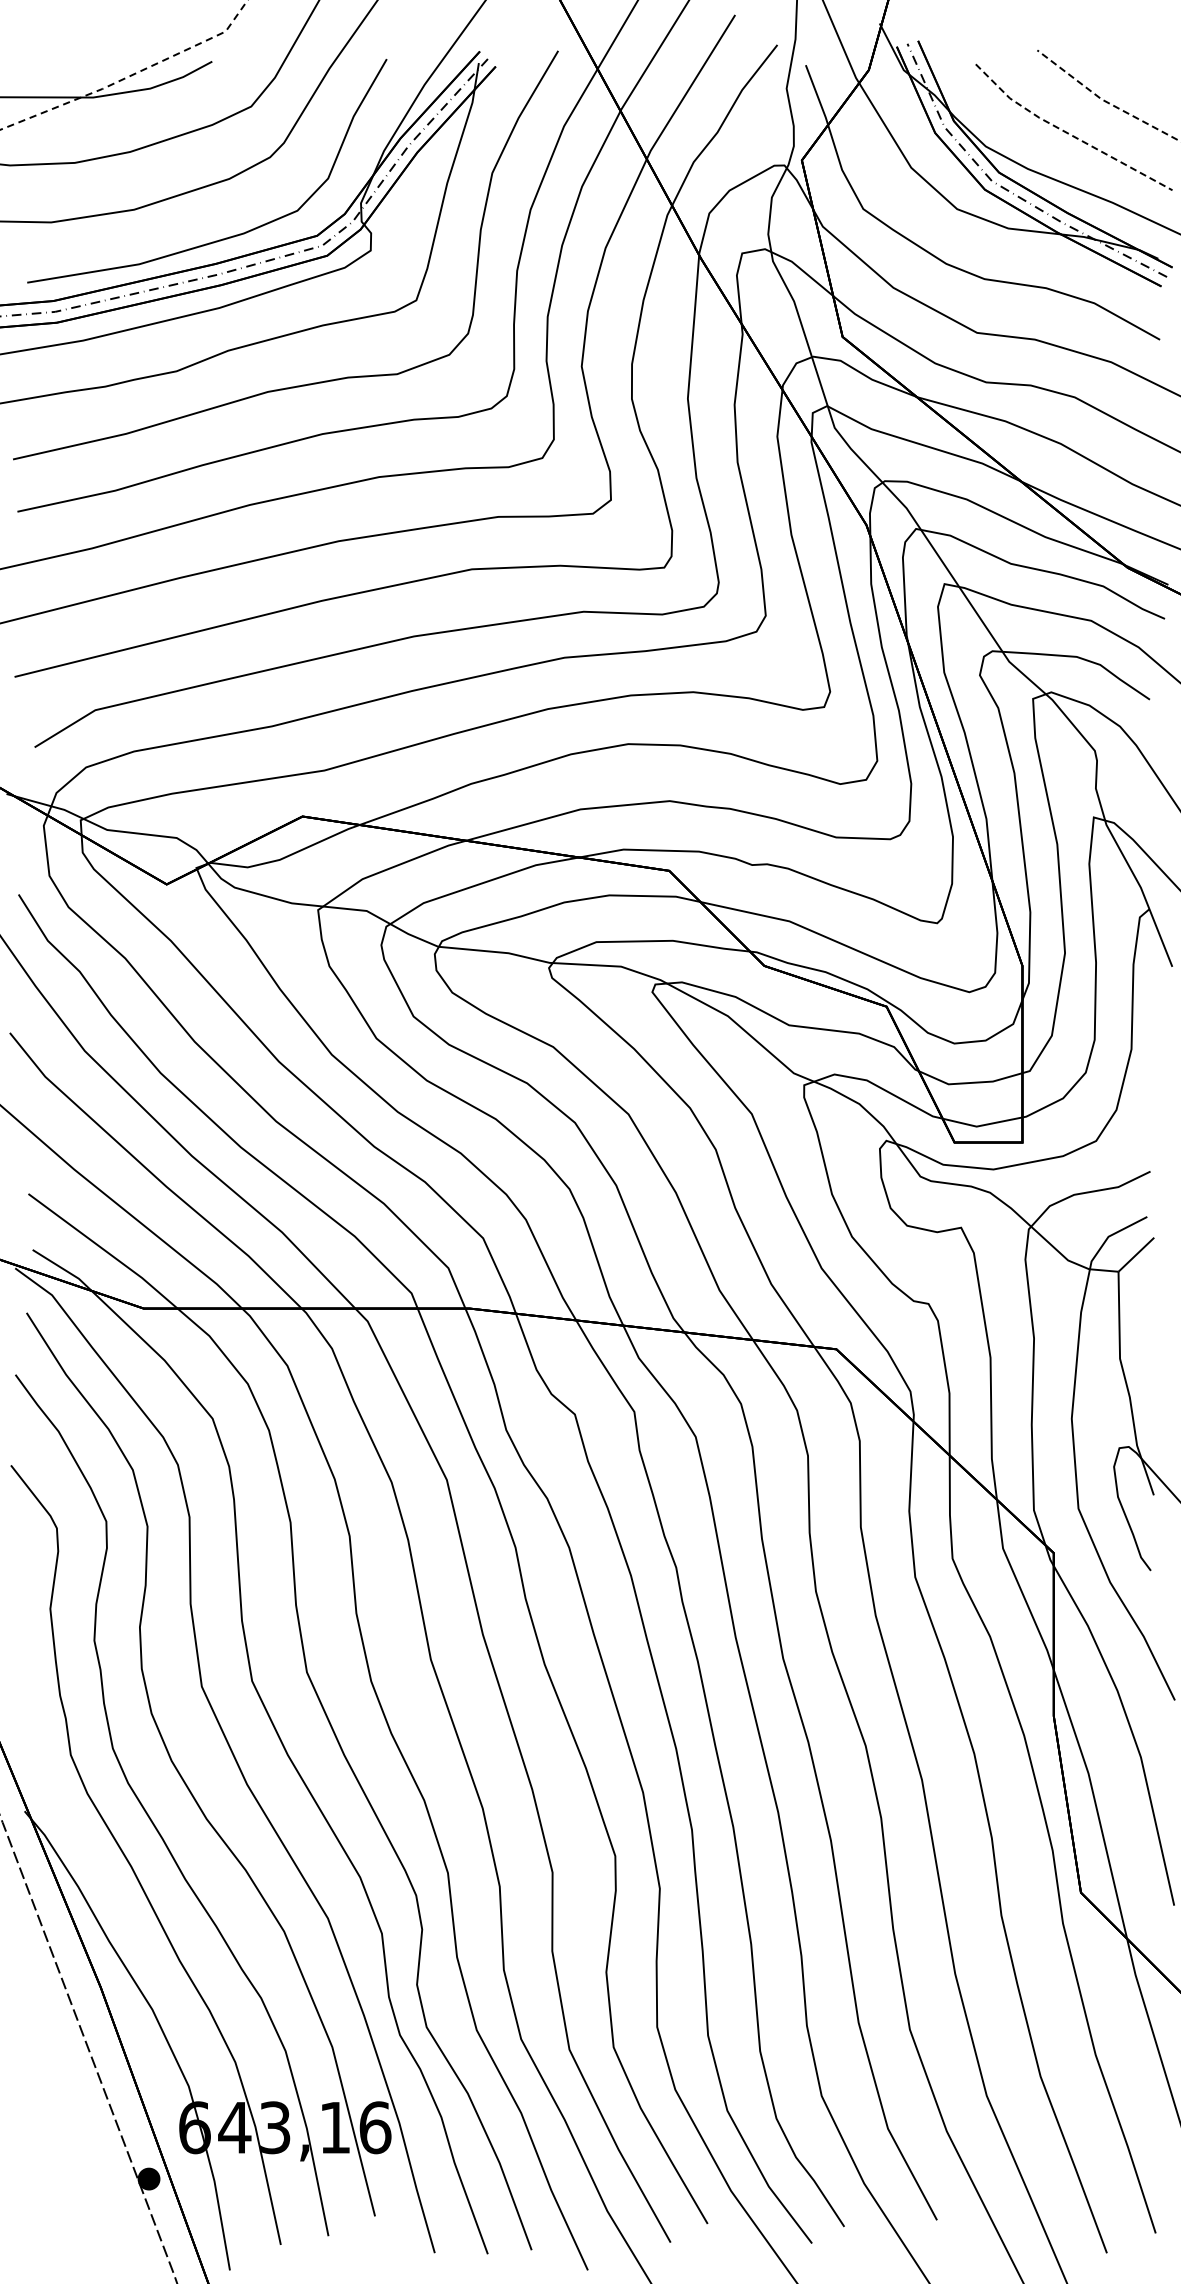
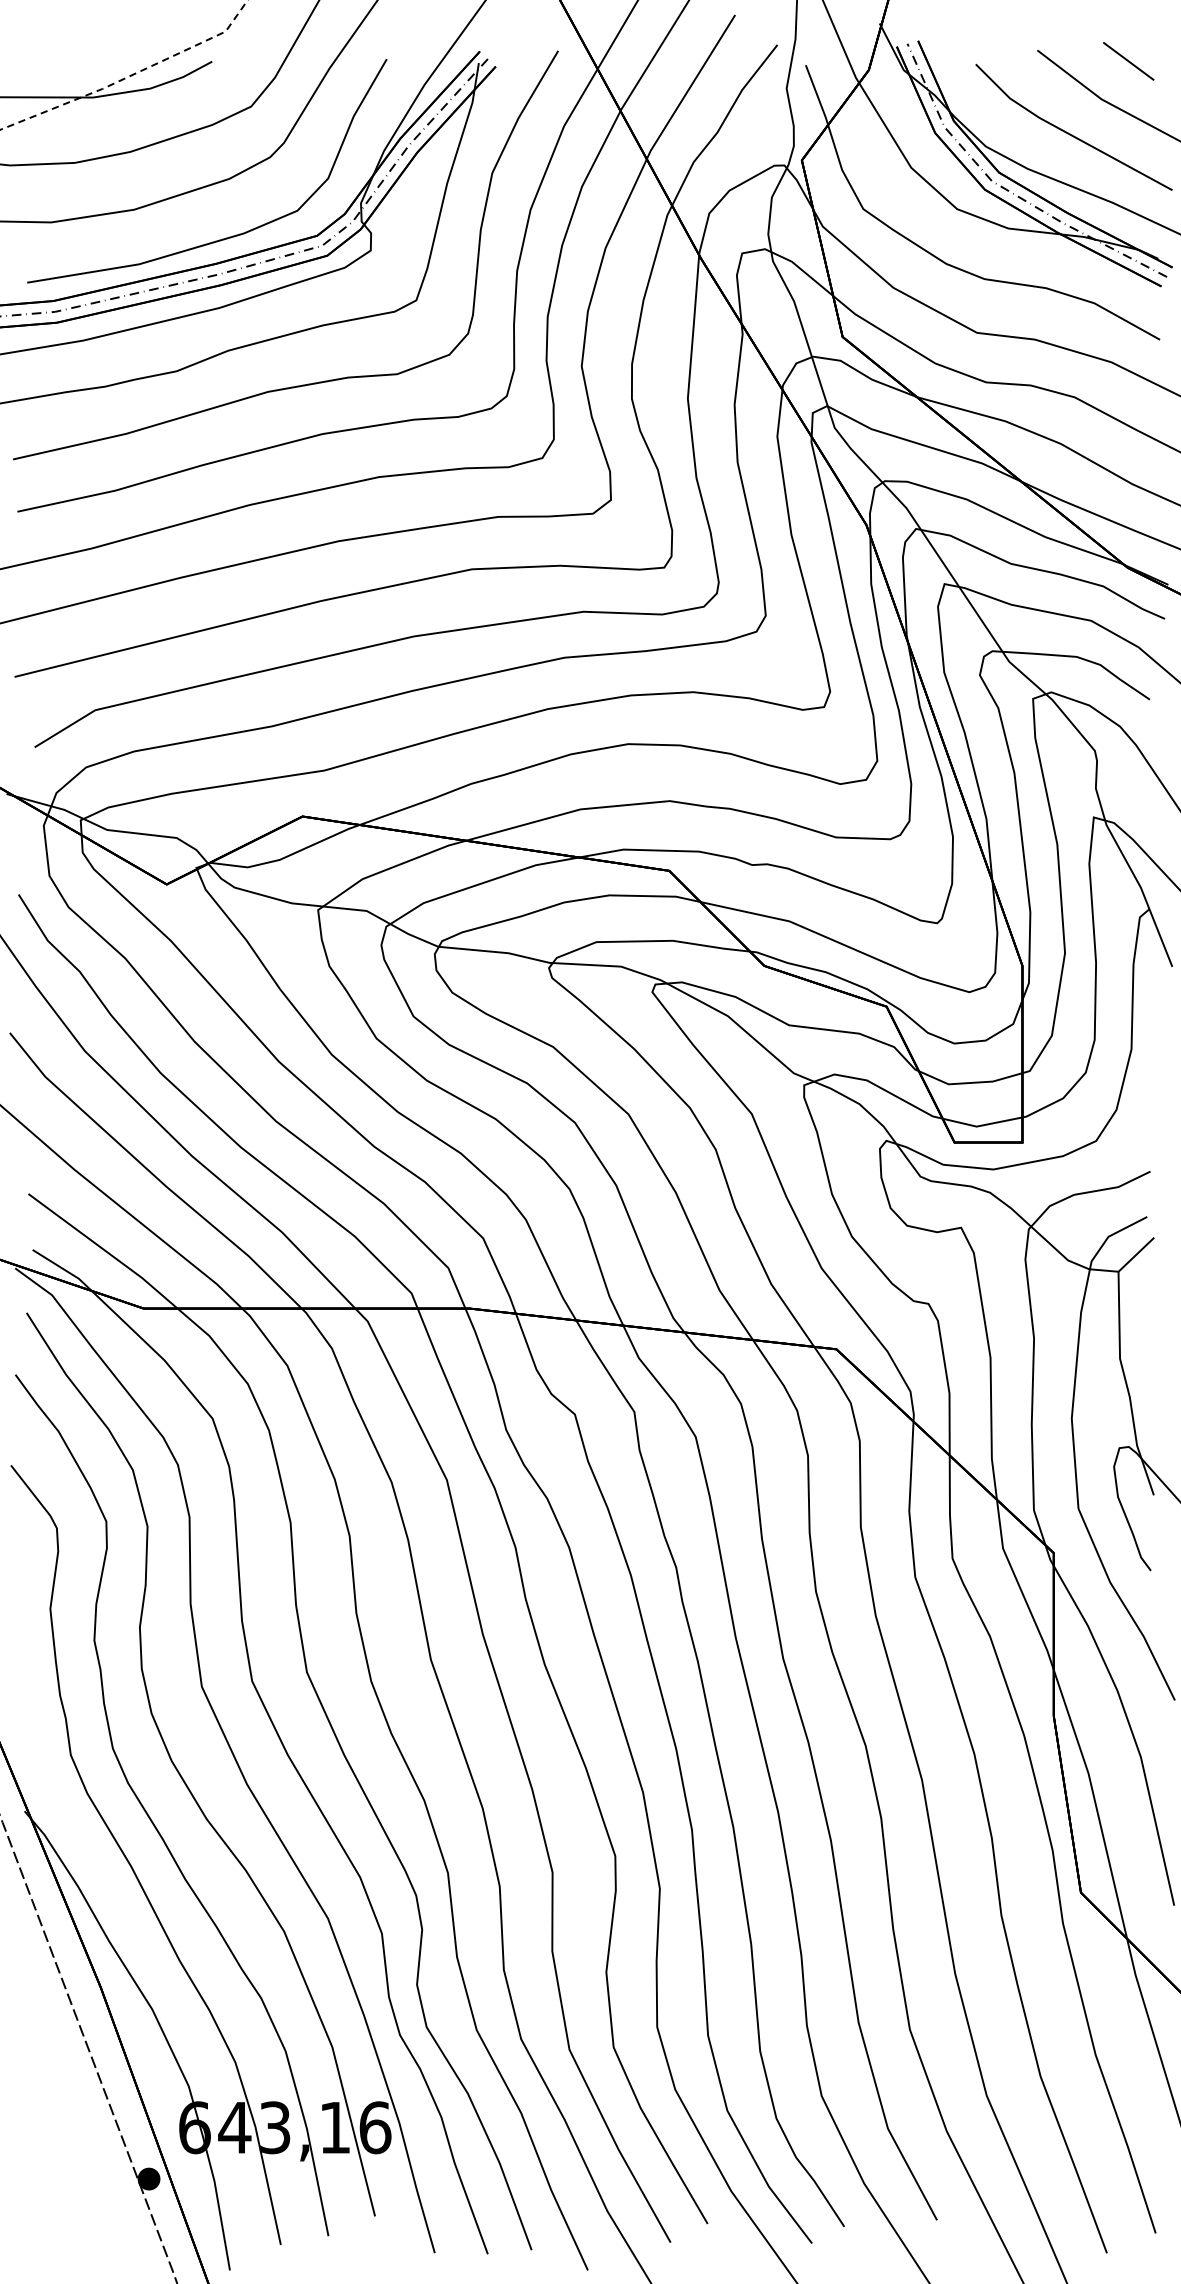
line: none -> present (1128, 61)
line: dashed -> solid (1105, 101)
line: dashed -> solid (1068, 133)
